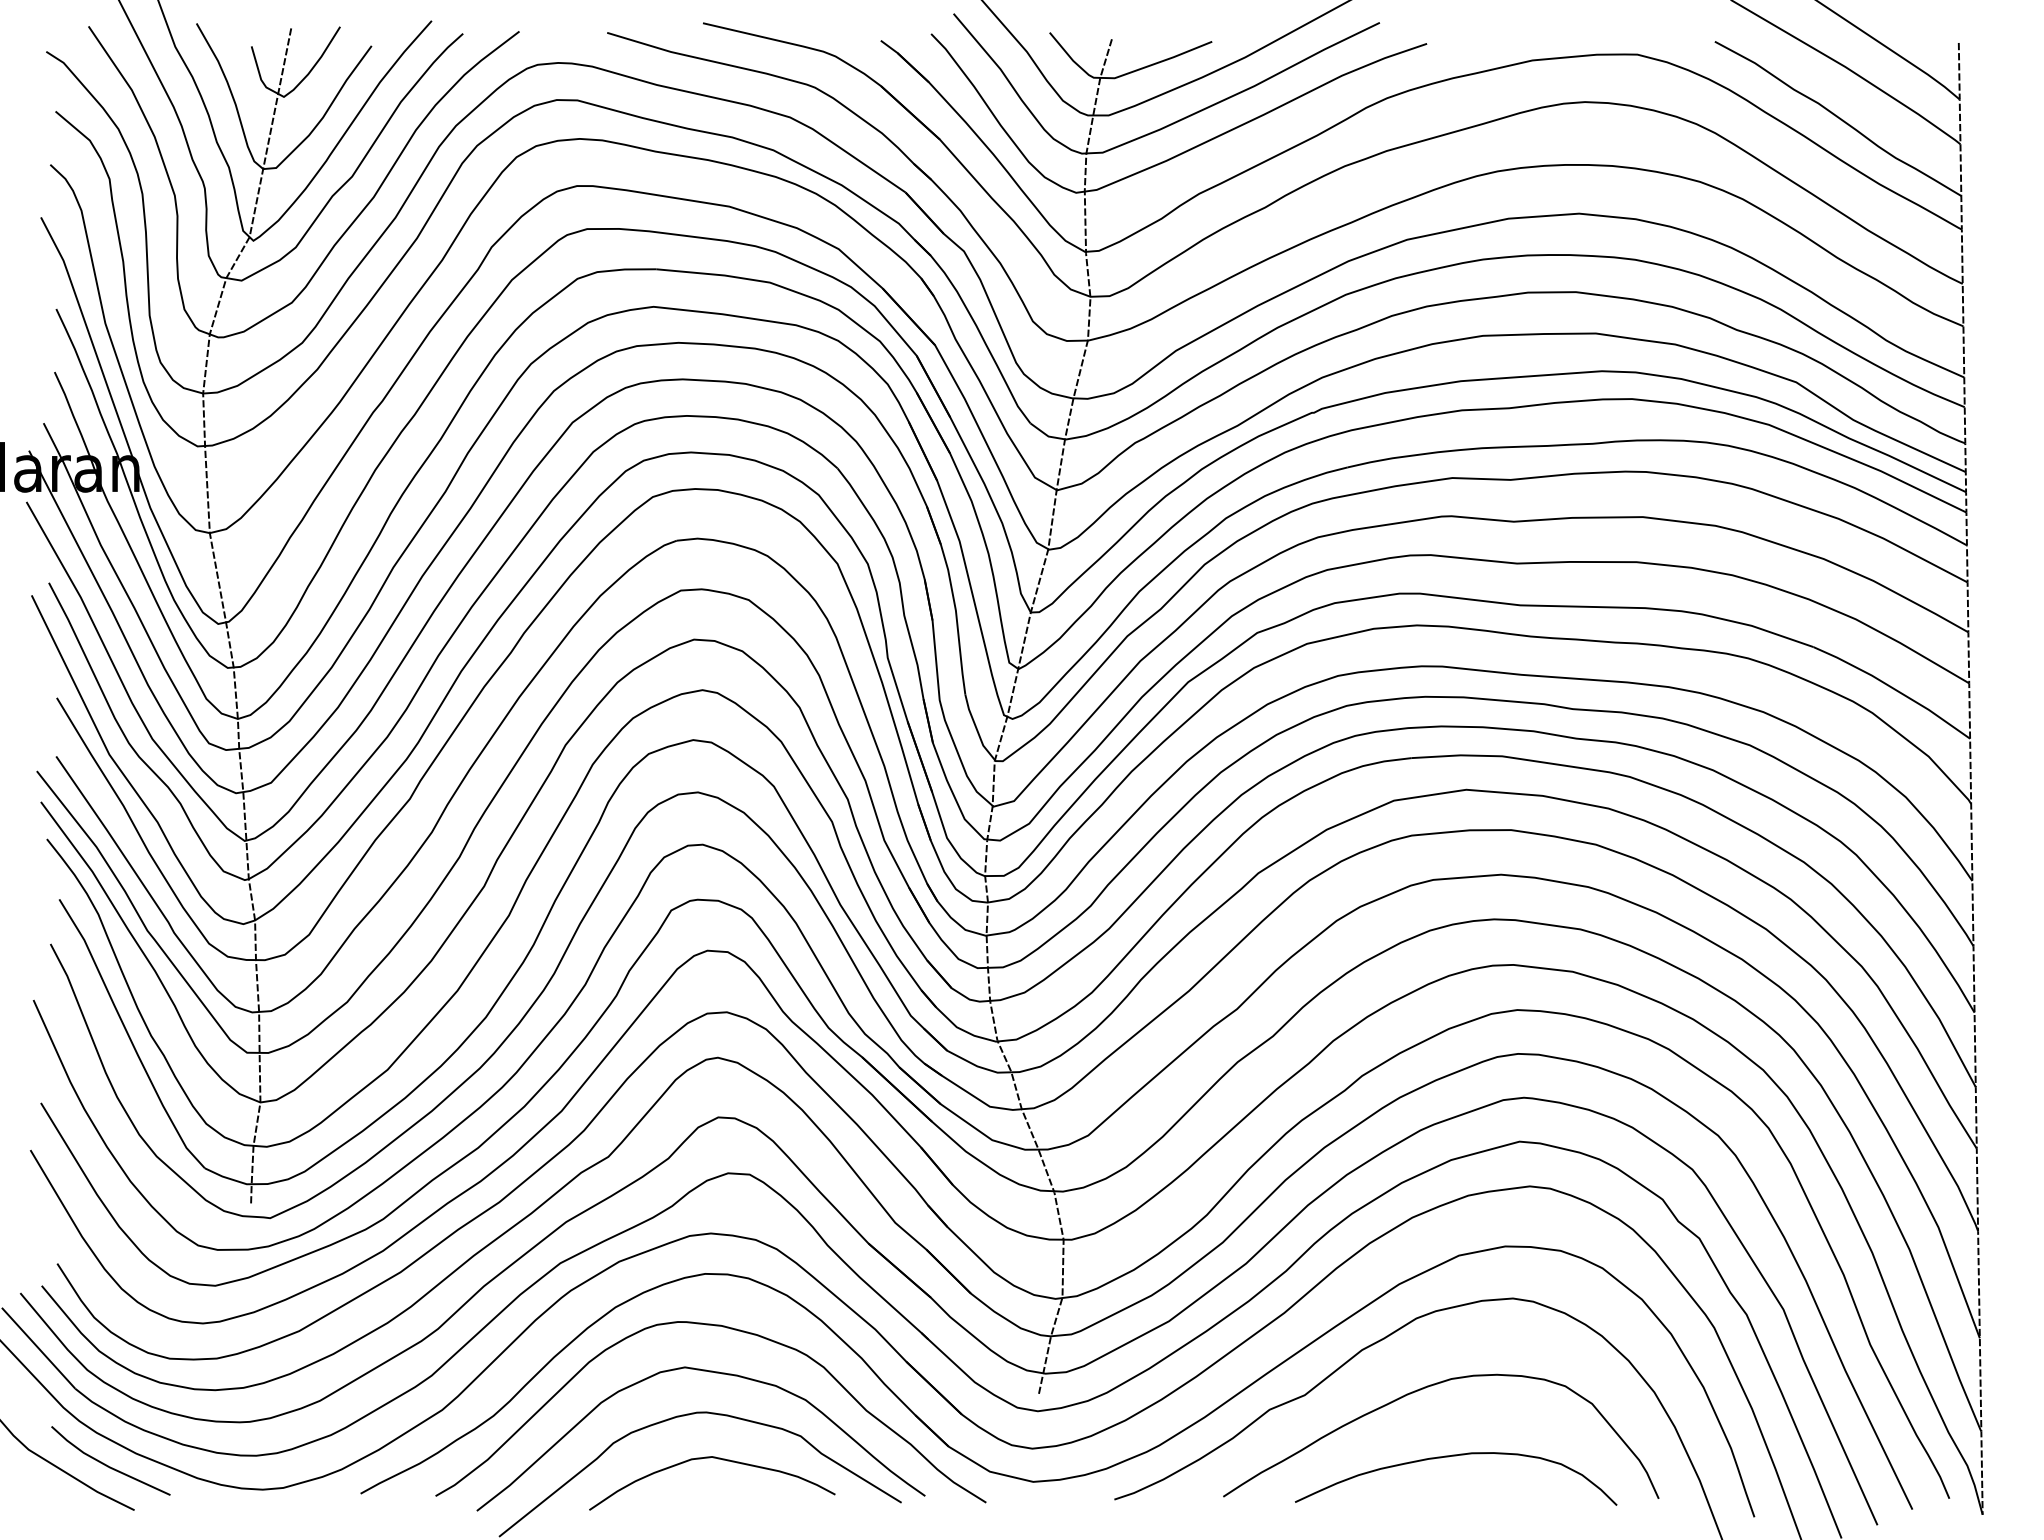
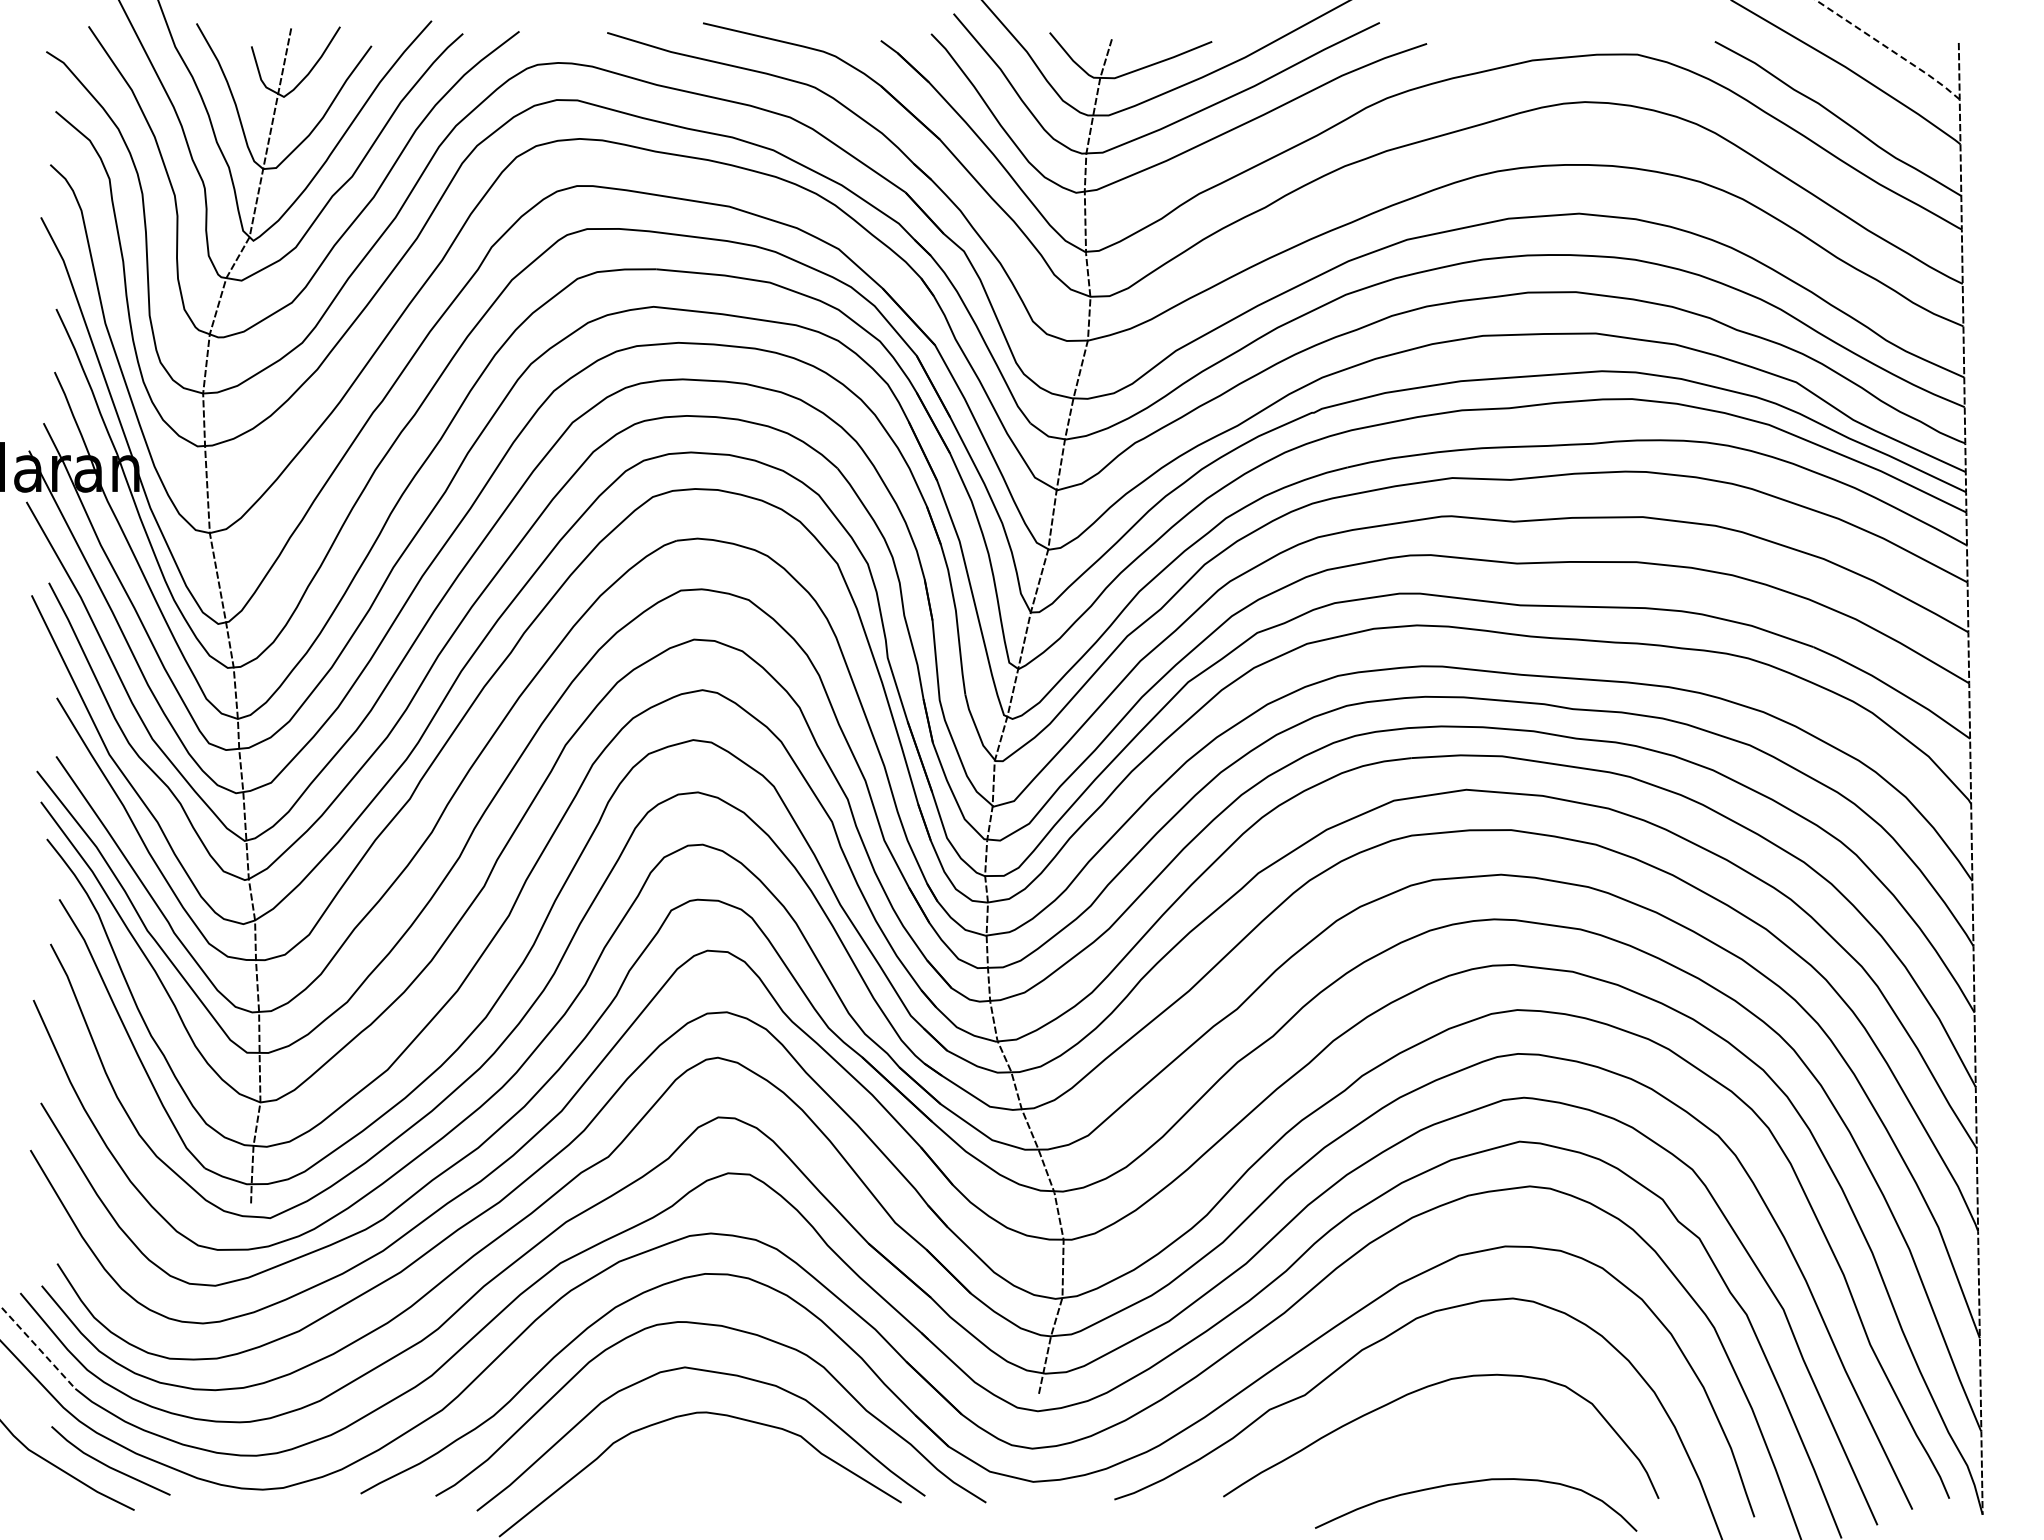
line: solid -> dashed (1889, 49)
line: solid -> dashed (38, 1348)
curve position: (1456, 1456) -> (1476, 1482) (1476, 1482)
curve: present -> none (718, 1459)
